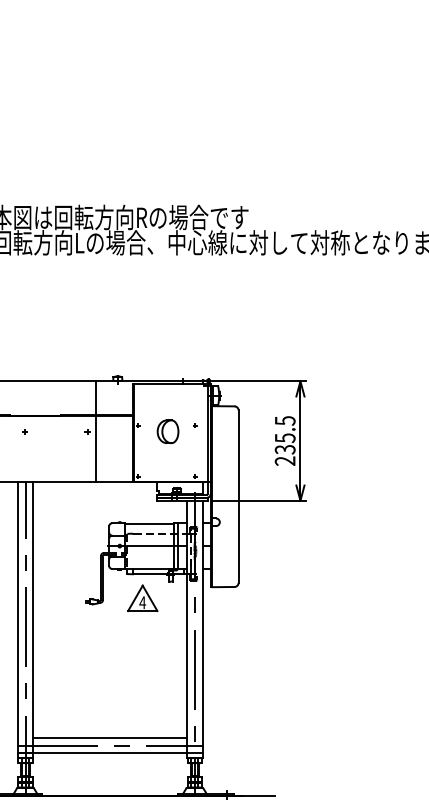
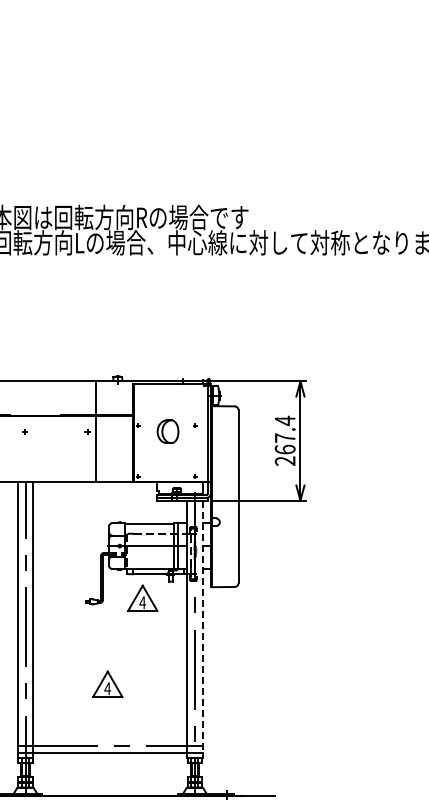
text: 235.5 -> 267.4 (284, 434)
line: solid -> dashed (202, 629)
part: none -> present (107, 684)
line: present -> none (110, 737)
